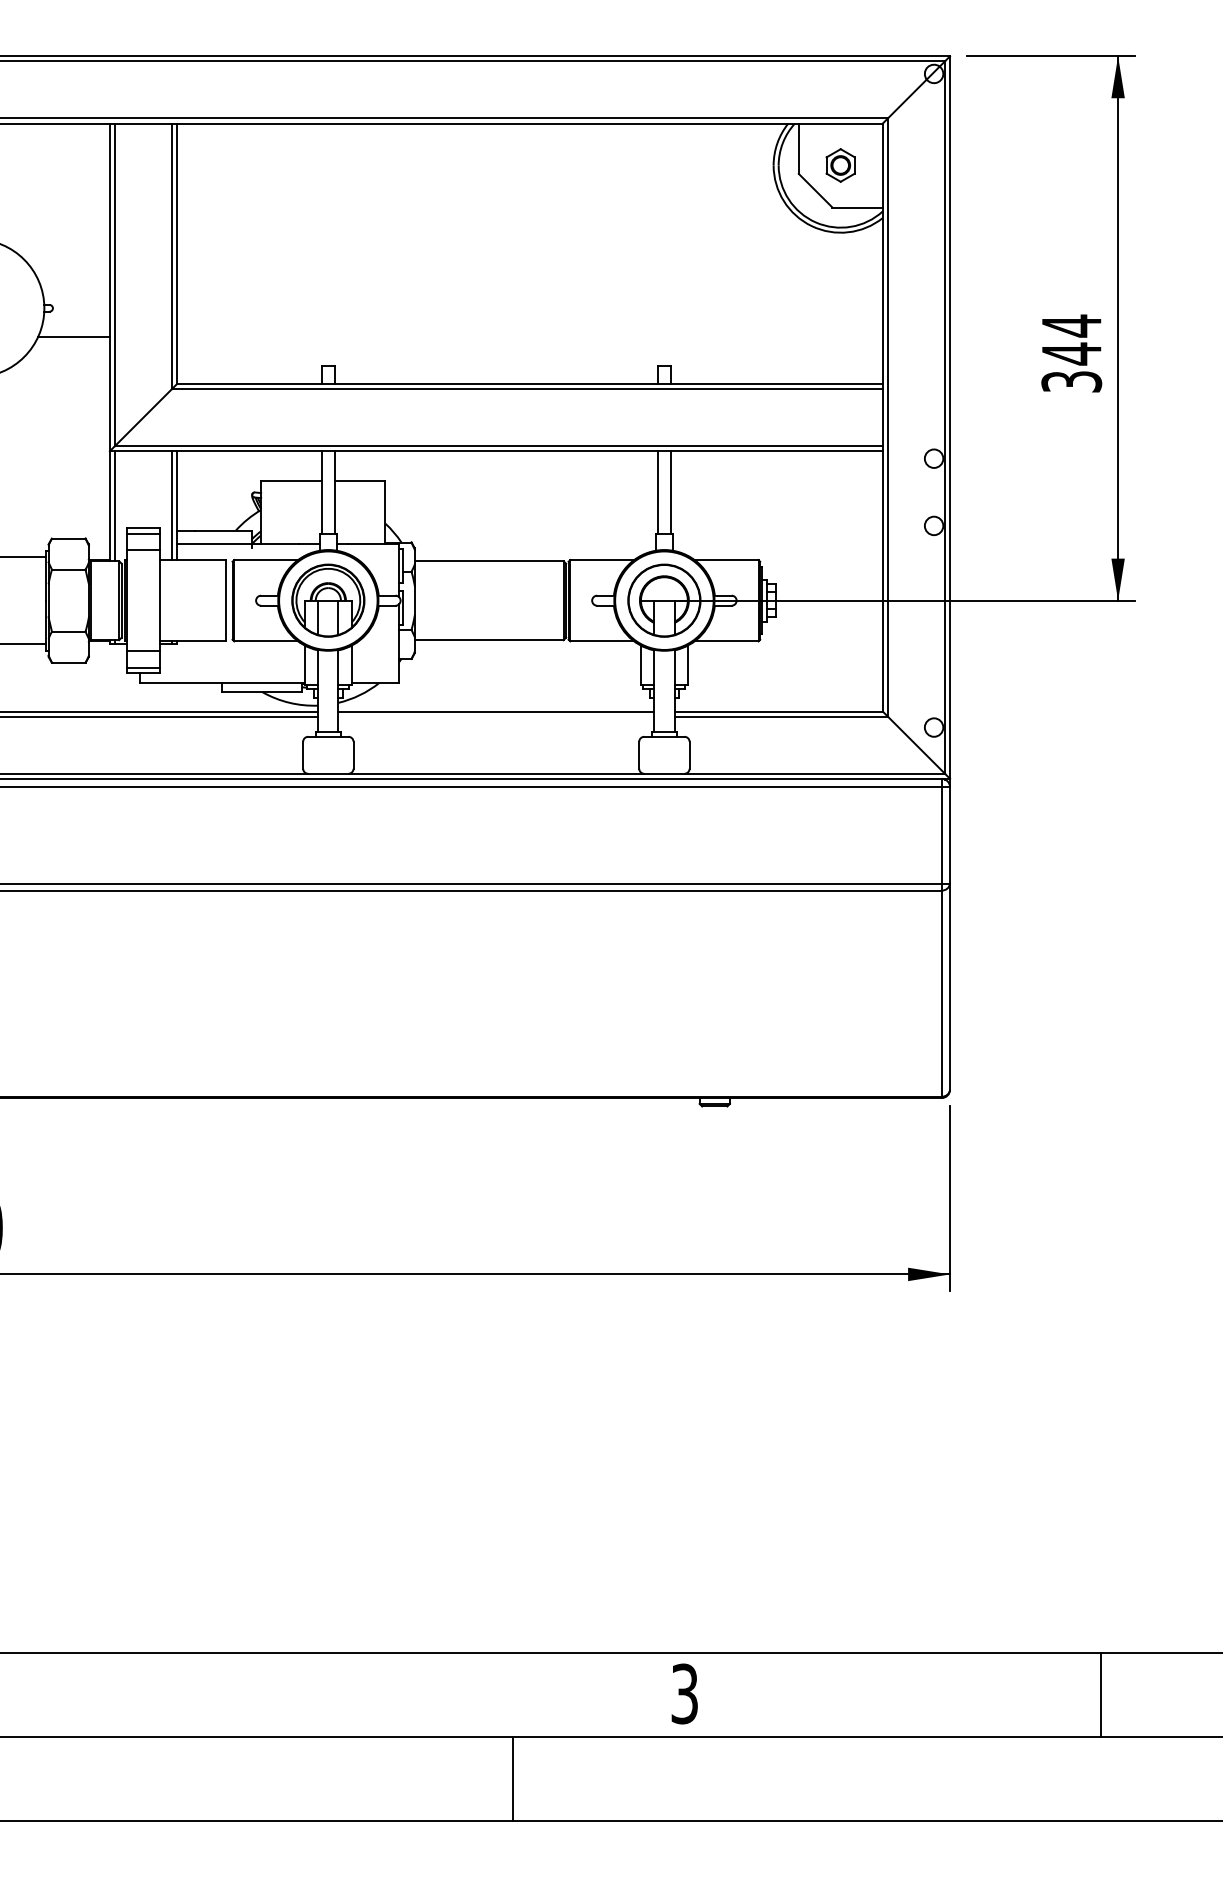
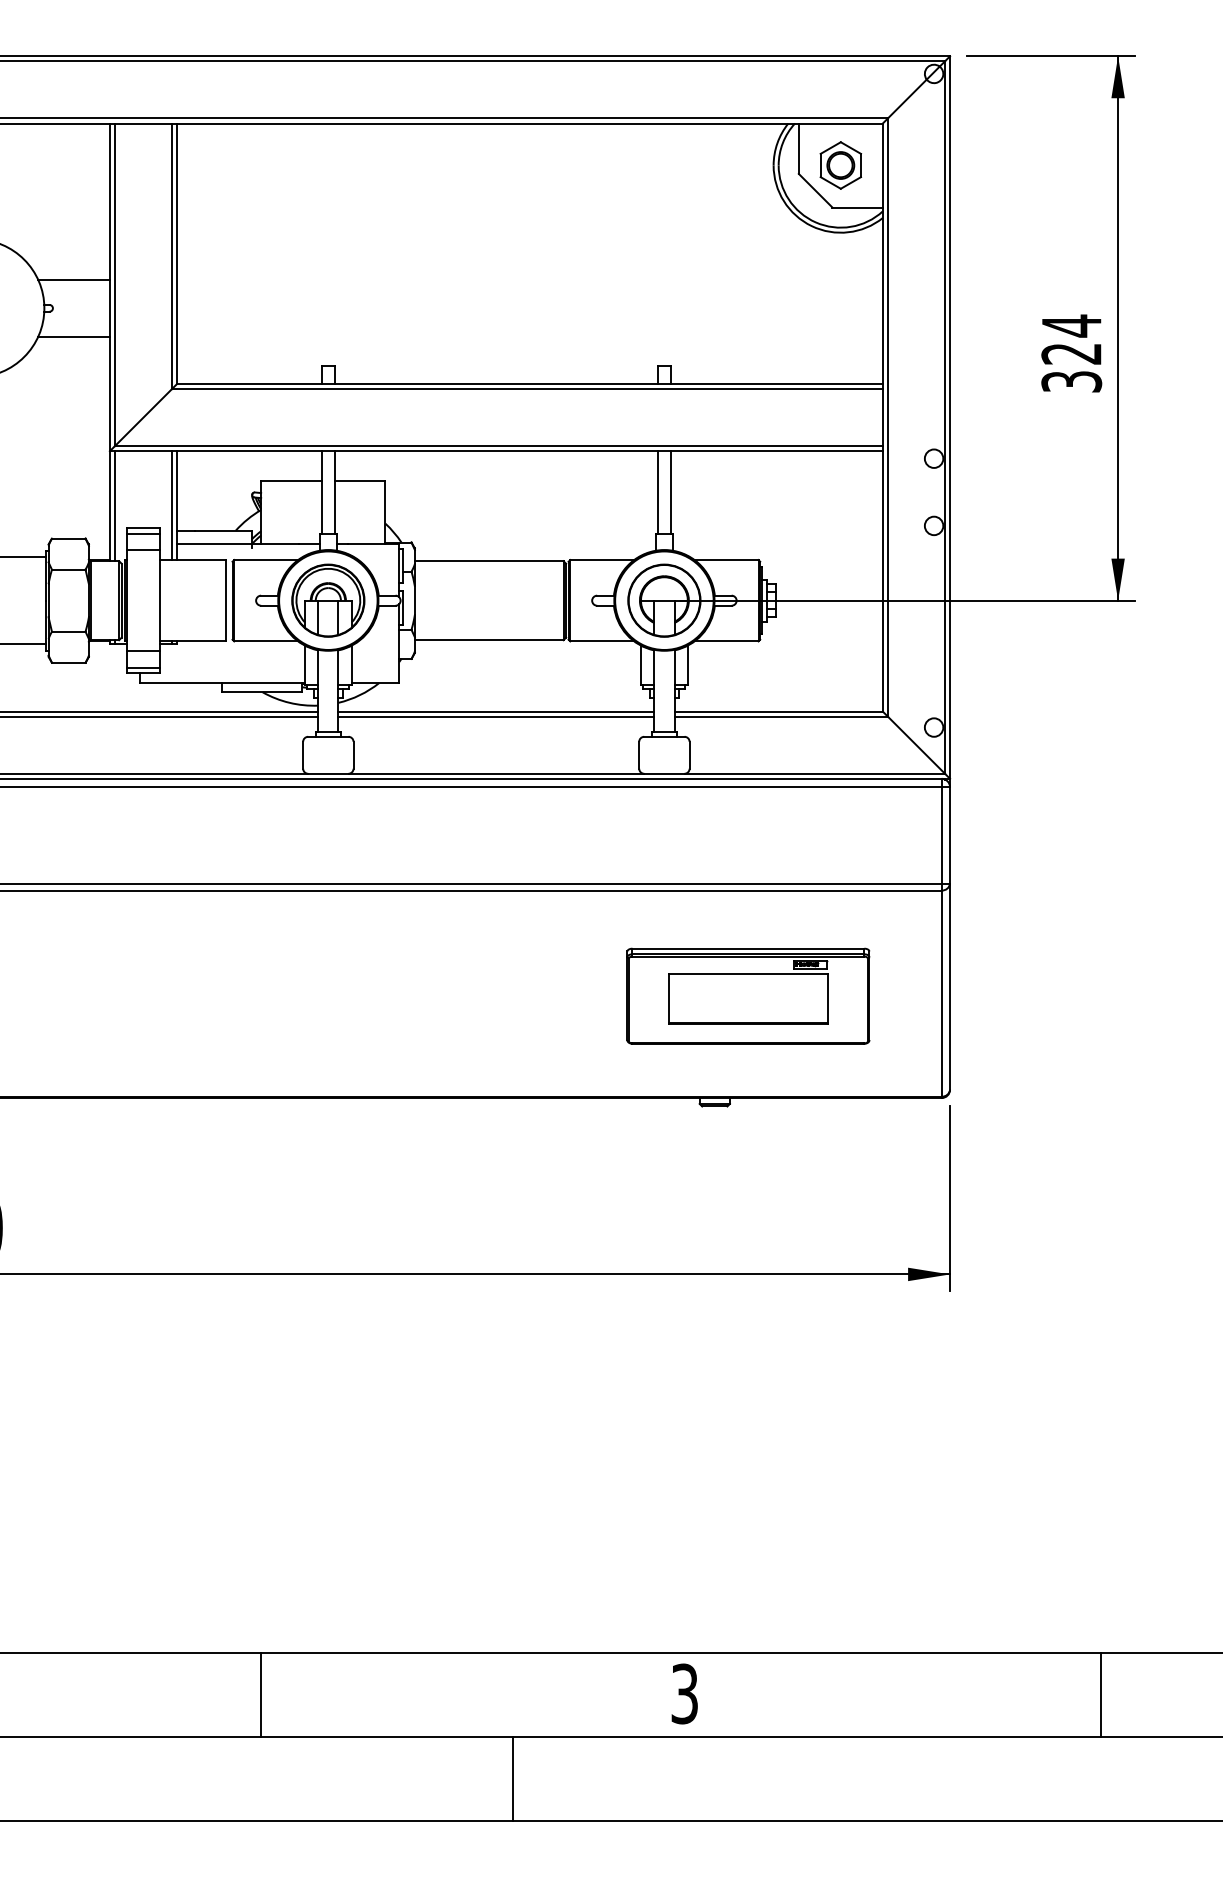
part size: 31x35 px -> 43x49 px (840, 165)
line: none -> present (73, 280)
text: 344 -> 324 (1071, 353)
line: none -> present (496, 716)
part: none -> present (748, 995)
line: none -> present (261, 1694)
